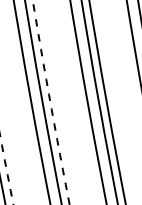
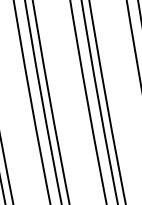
arc: dashed -> solid (50, 102)
arc: dashed -> solid (6, 169)
